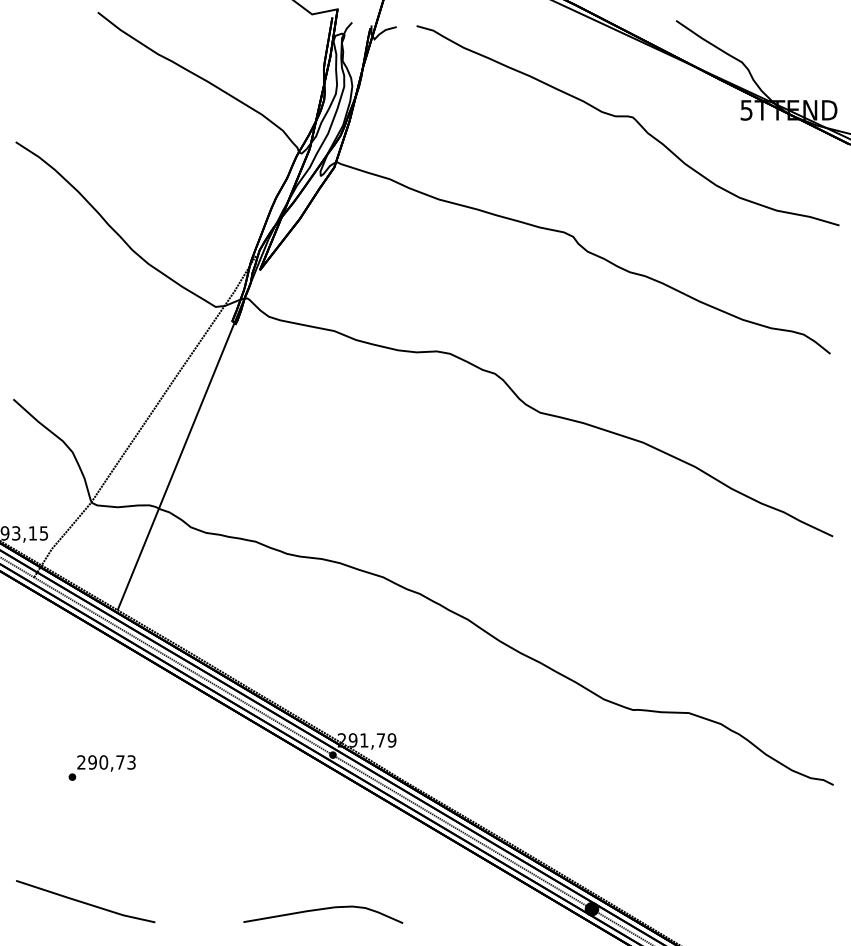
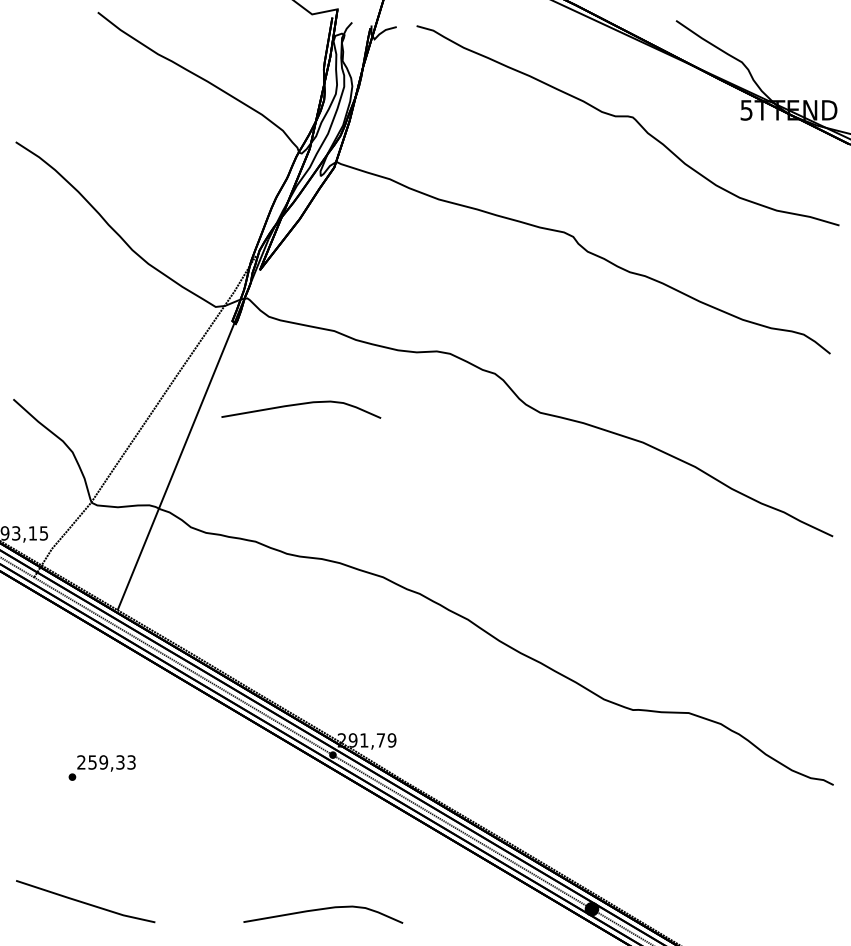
curve: none -> present (299, 405)
text: 290,73 -> 259,33 (106, 762)
